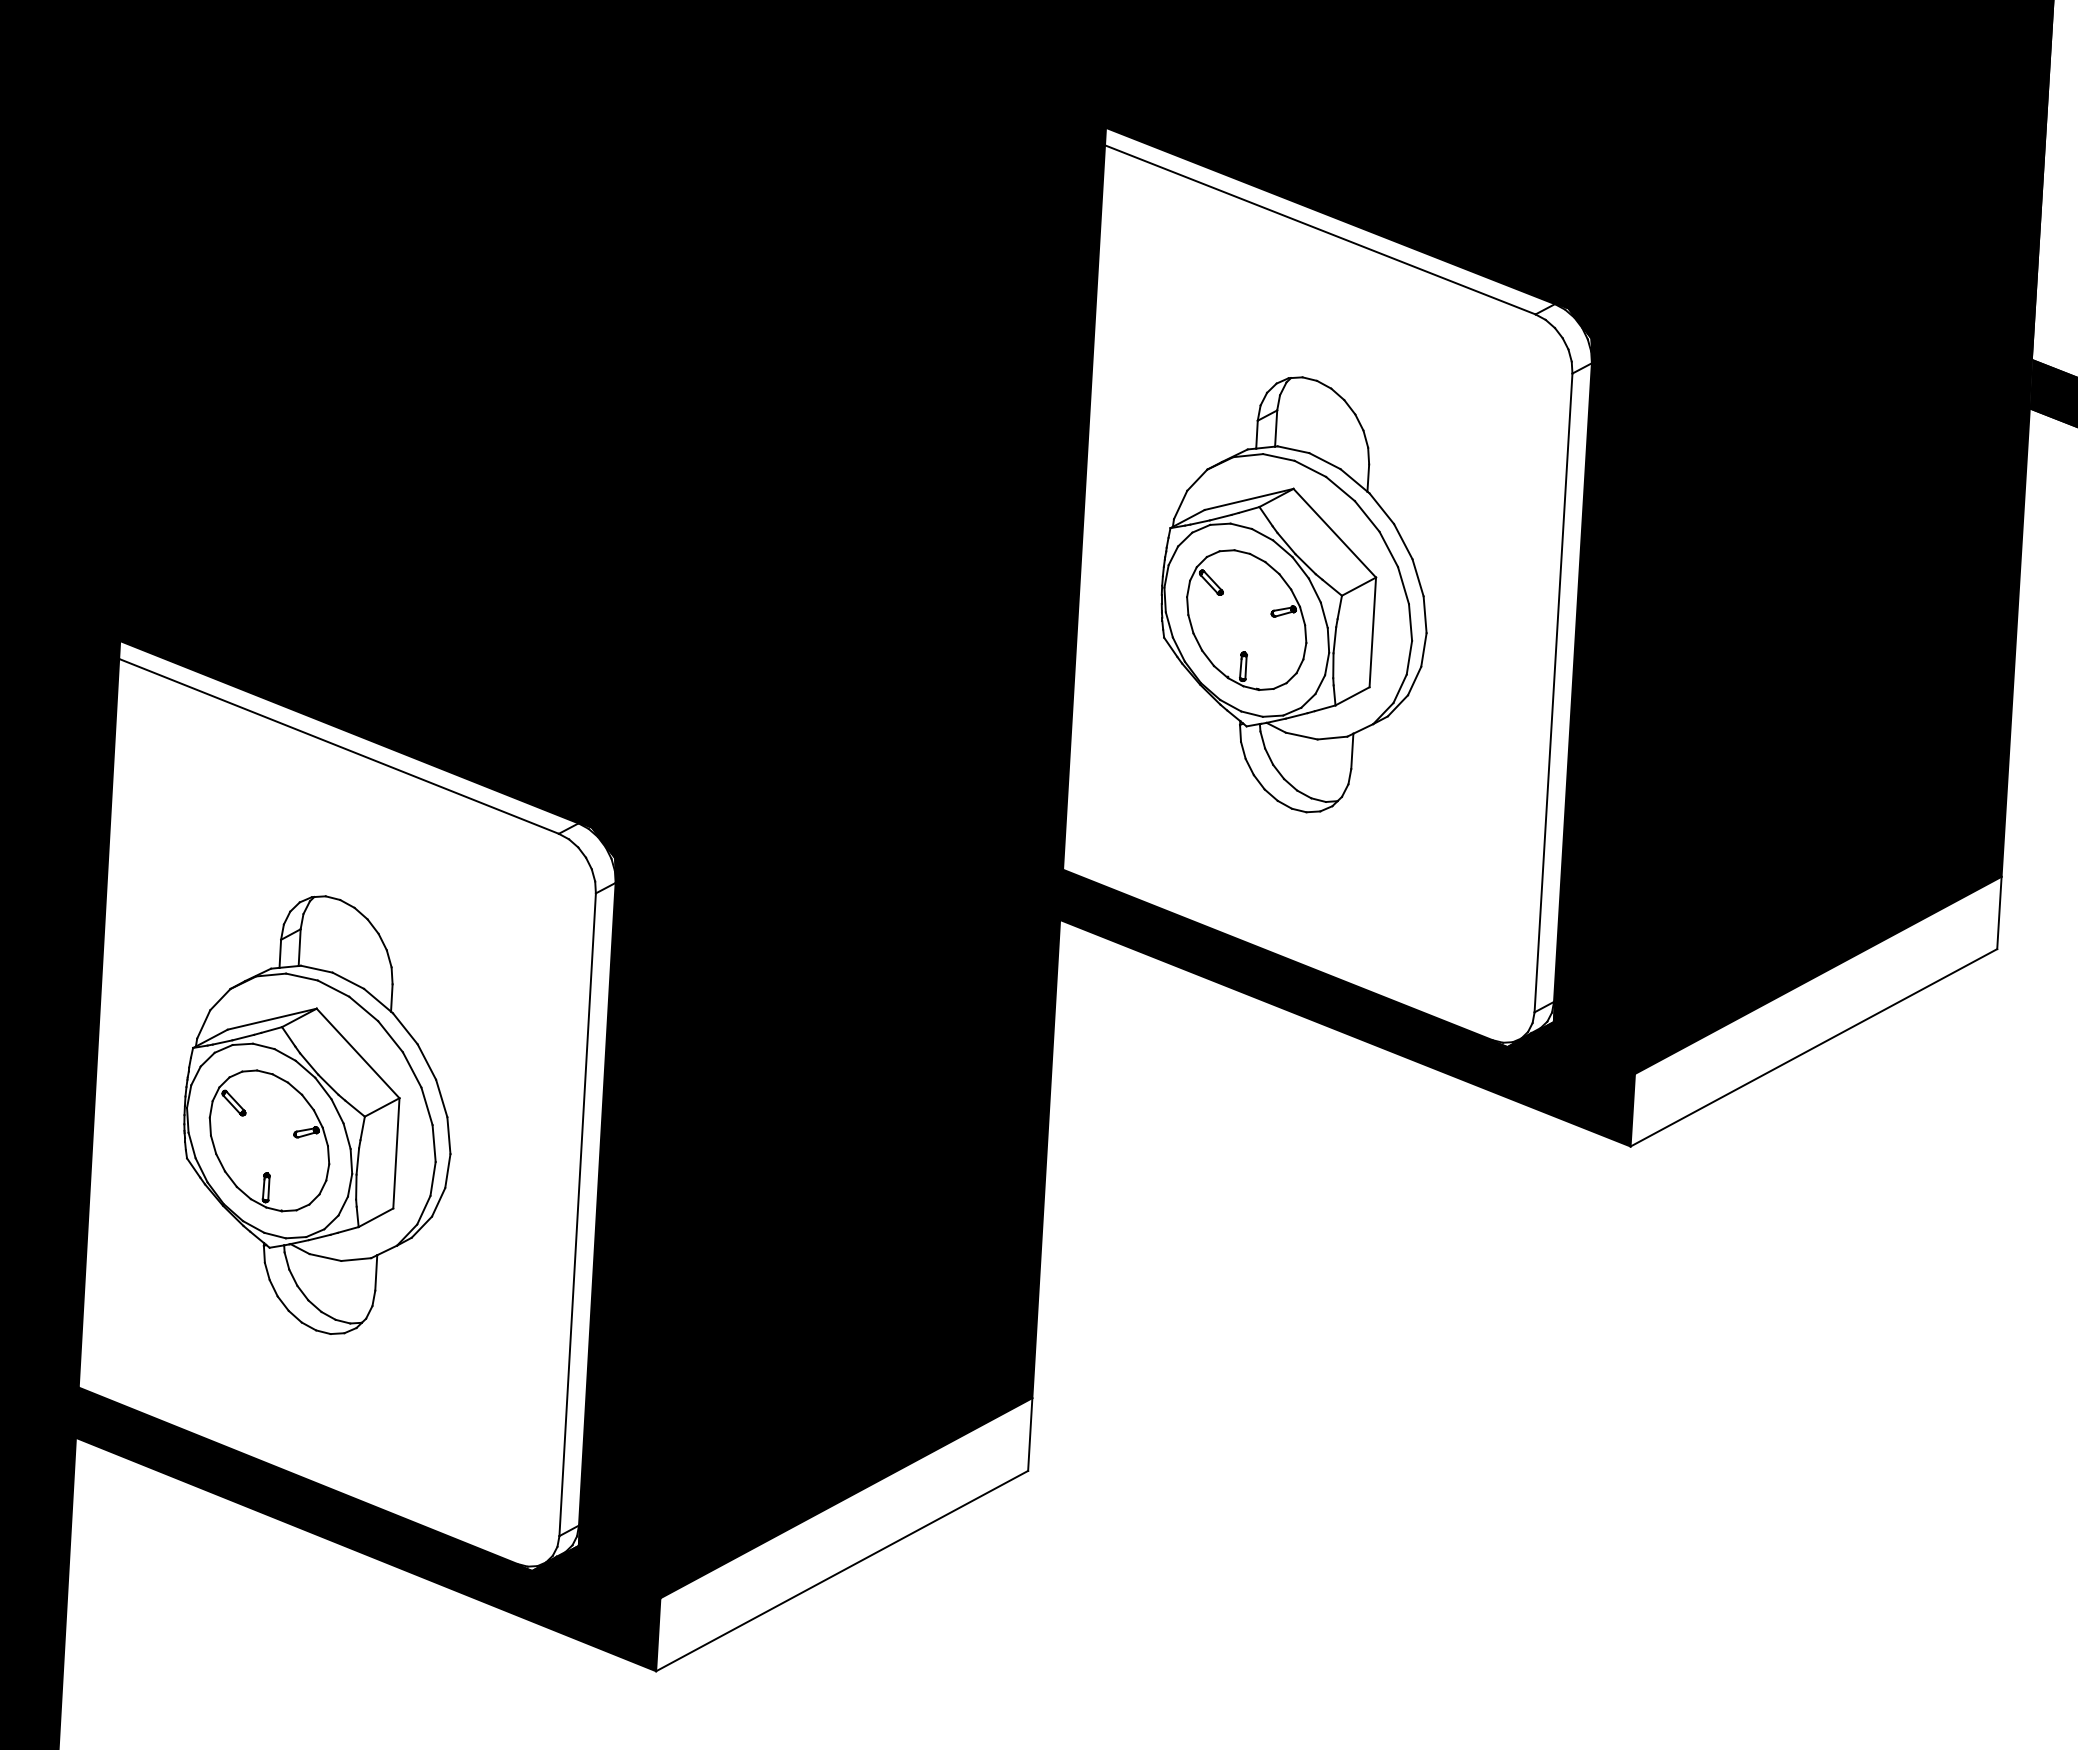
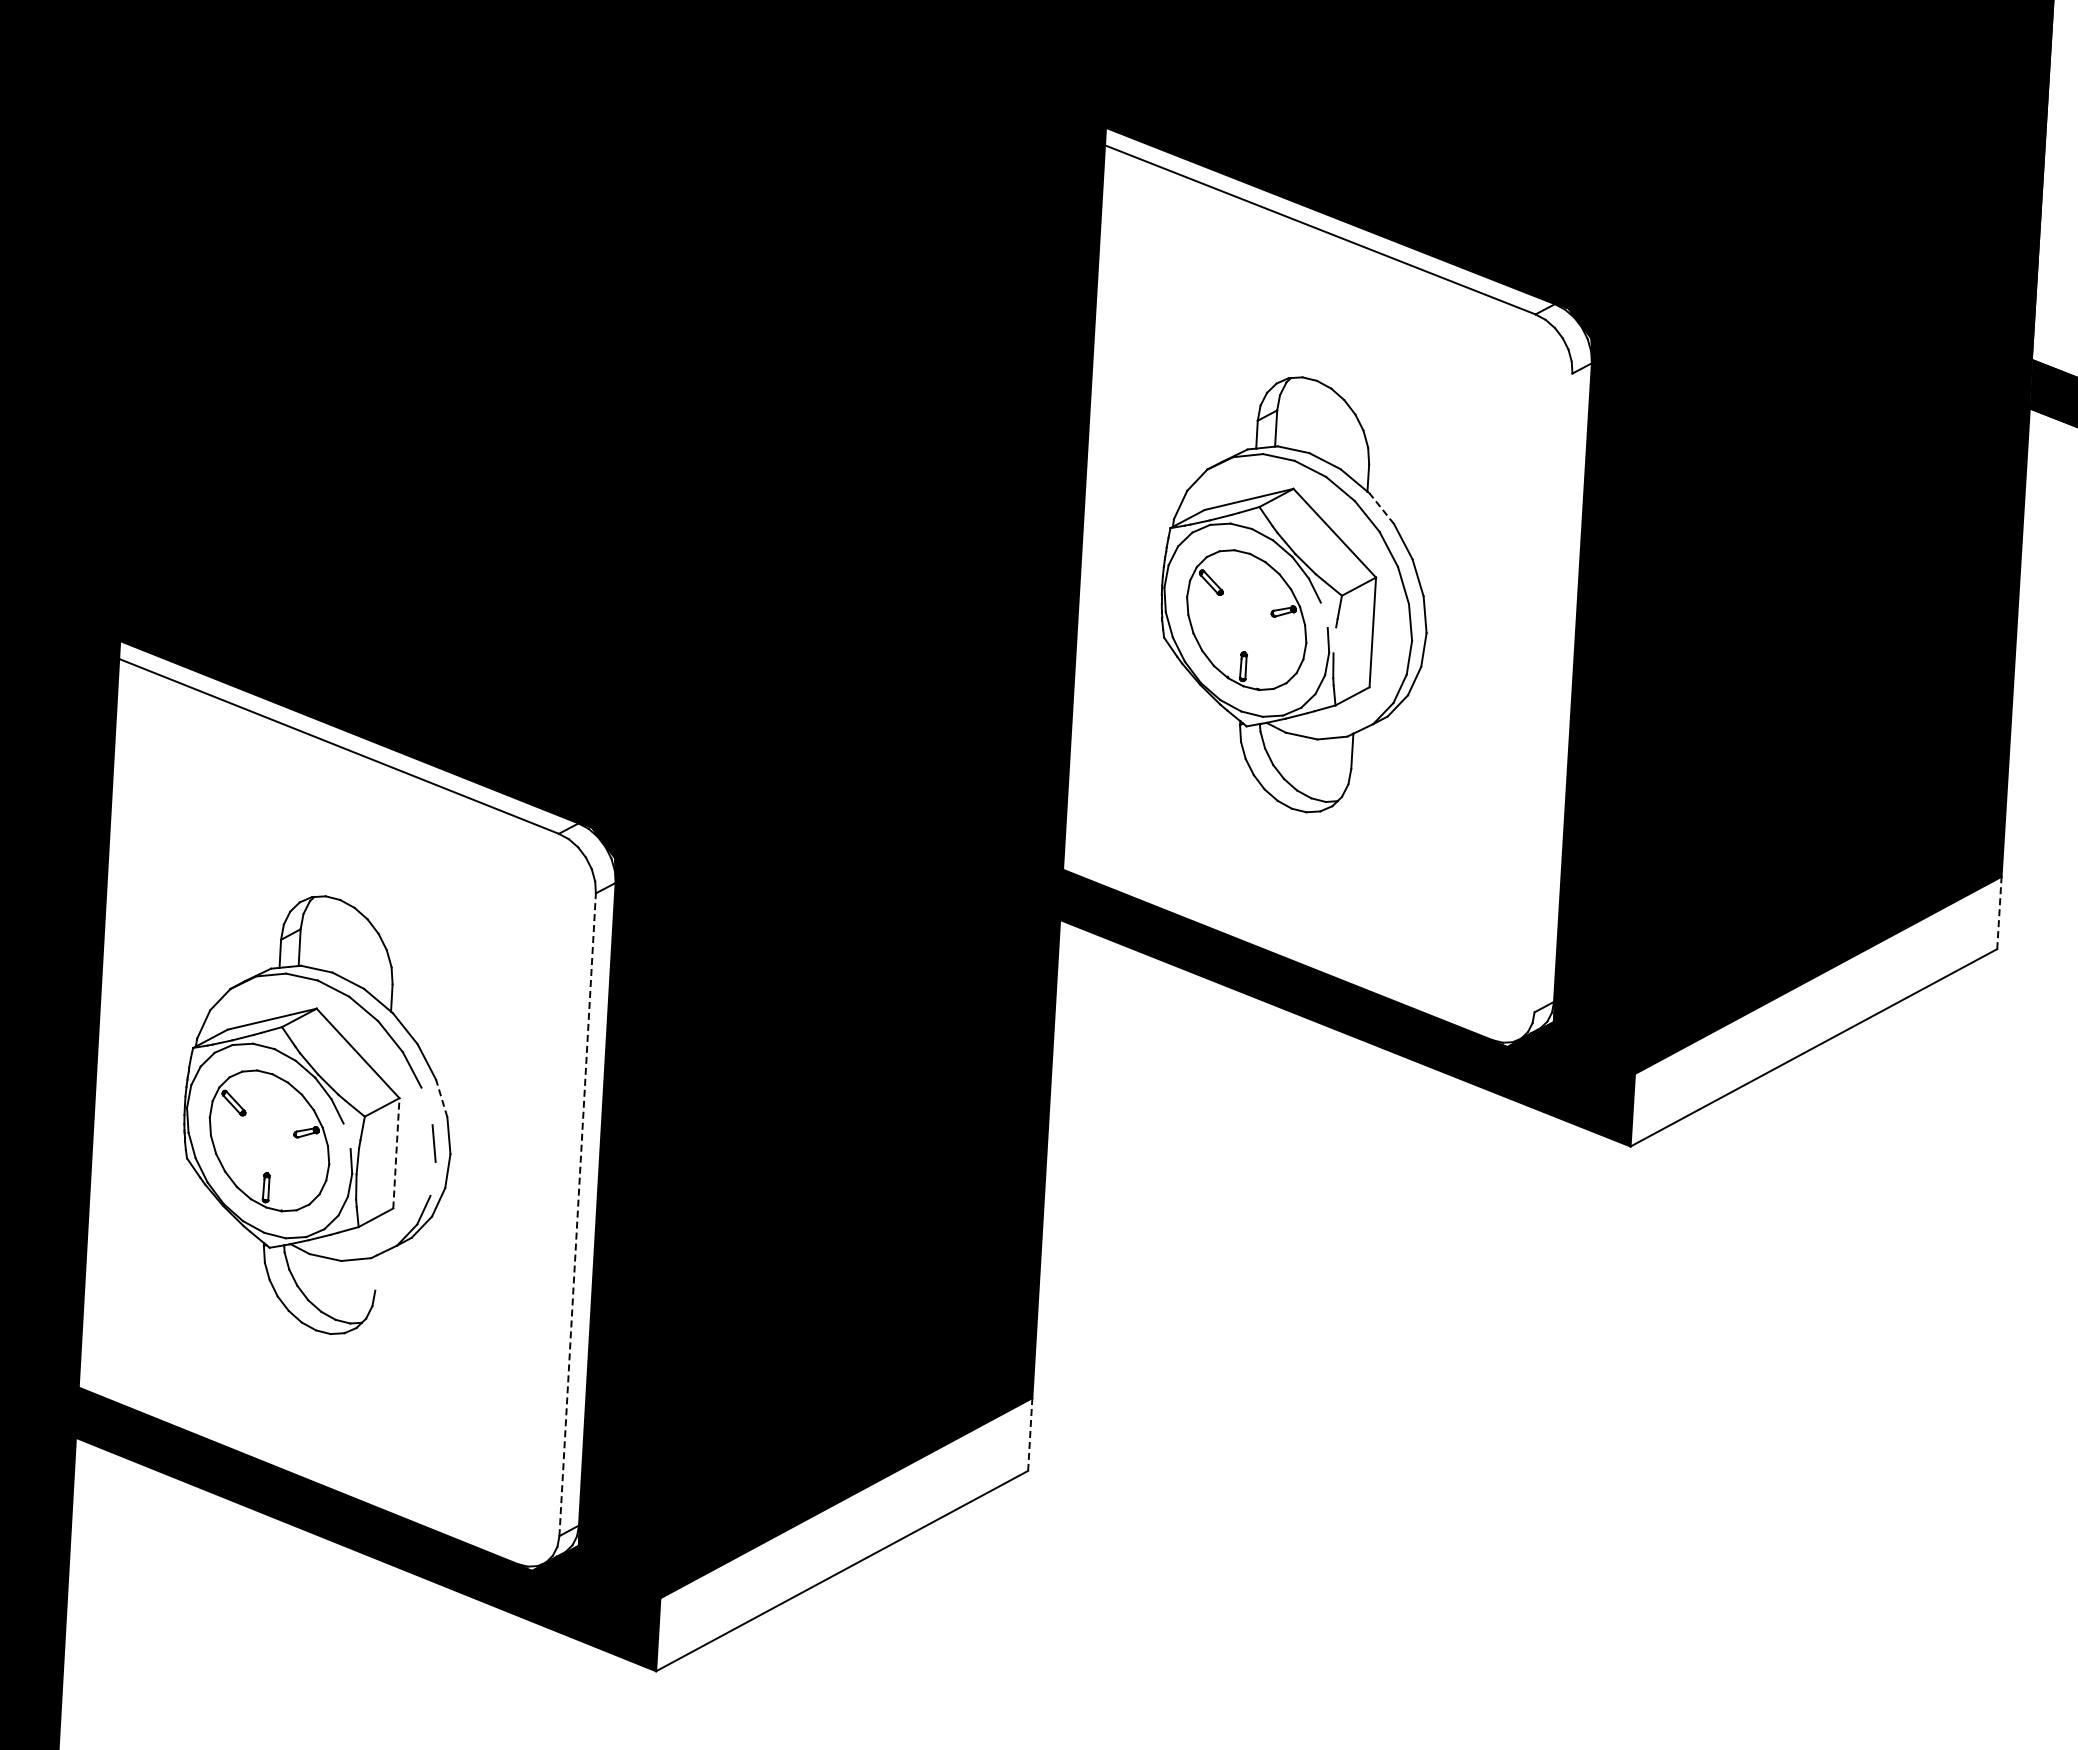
line: solid -> dashed (1381, 508)
line: present -> none (1323, 614)
line: present -> none (1334, 640)
line: present -> none (1553, 692)
line: solid -> dashed (1999, 912)
line: solid -> dashed (441, 1098)
line: present -> none (426, 1106)
line: present -> none (346, 1136)
line: solid -> dashed (396, 1152)
line: present -> none (432, 1178)
line: solid -> dashed (577, 1214)
line: present -> none (376, 1272)
line: solid -> dashed (1030, 1434)
